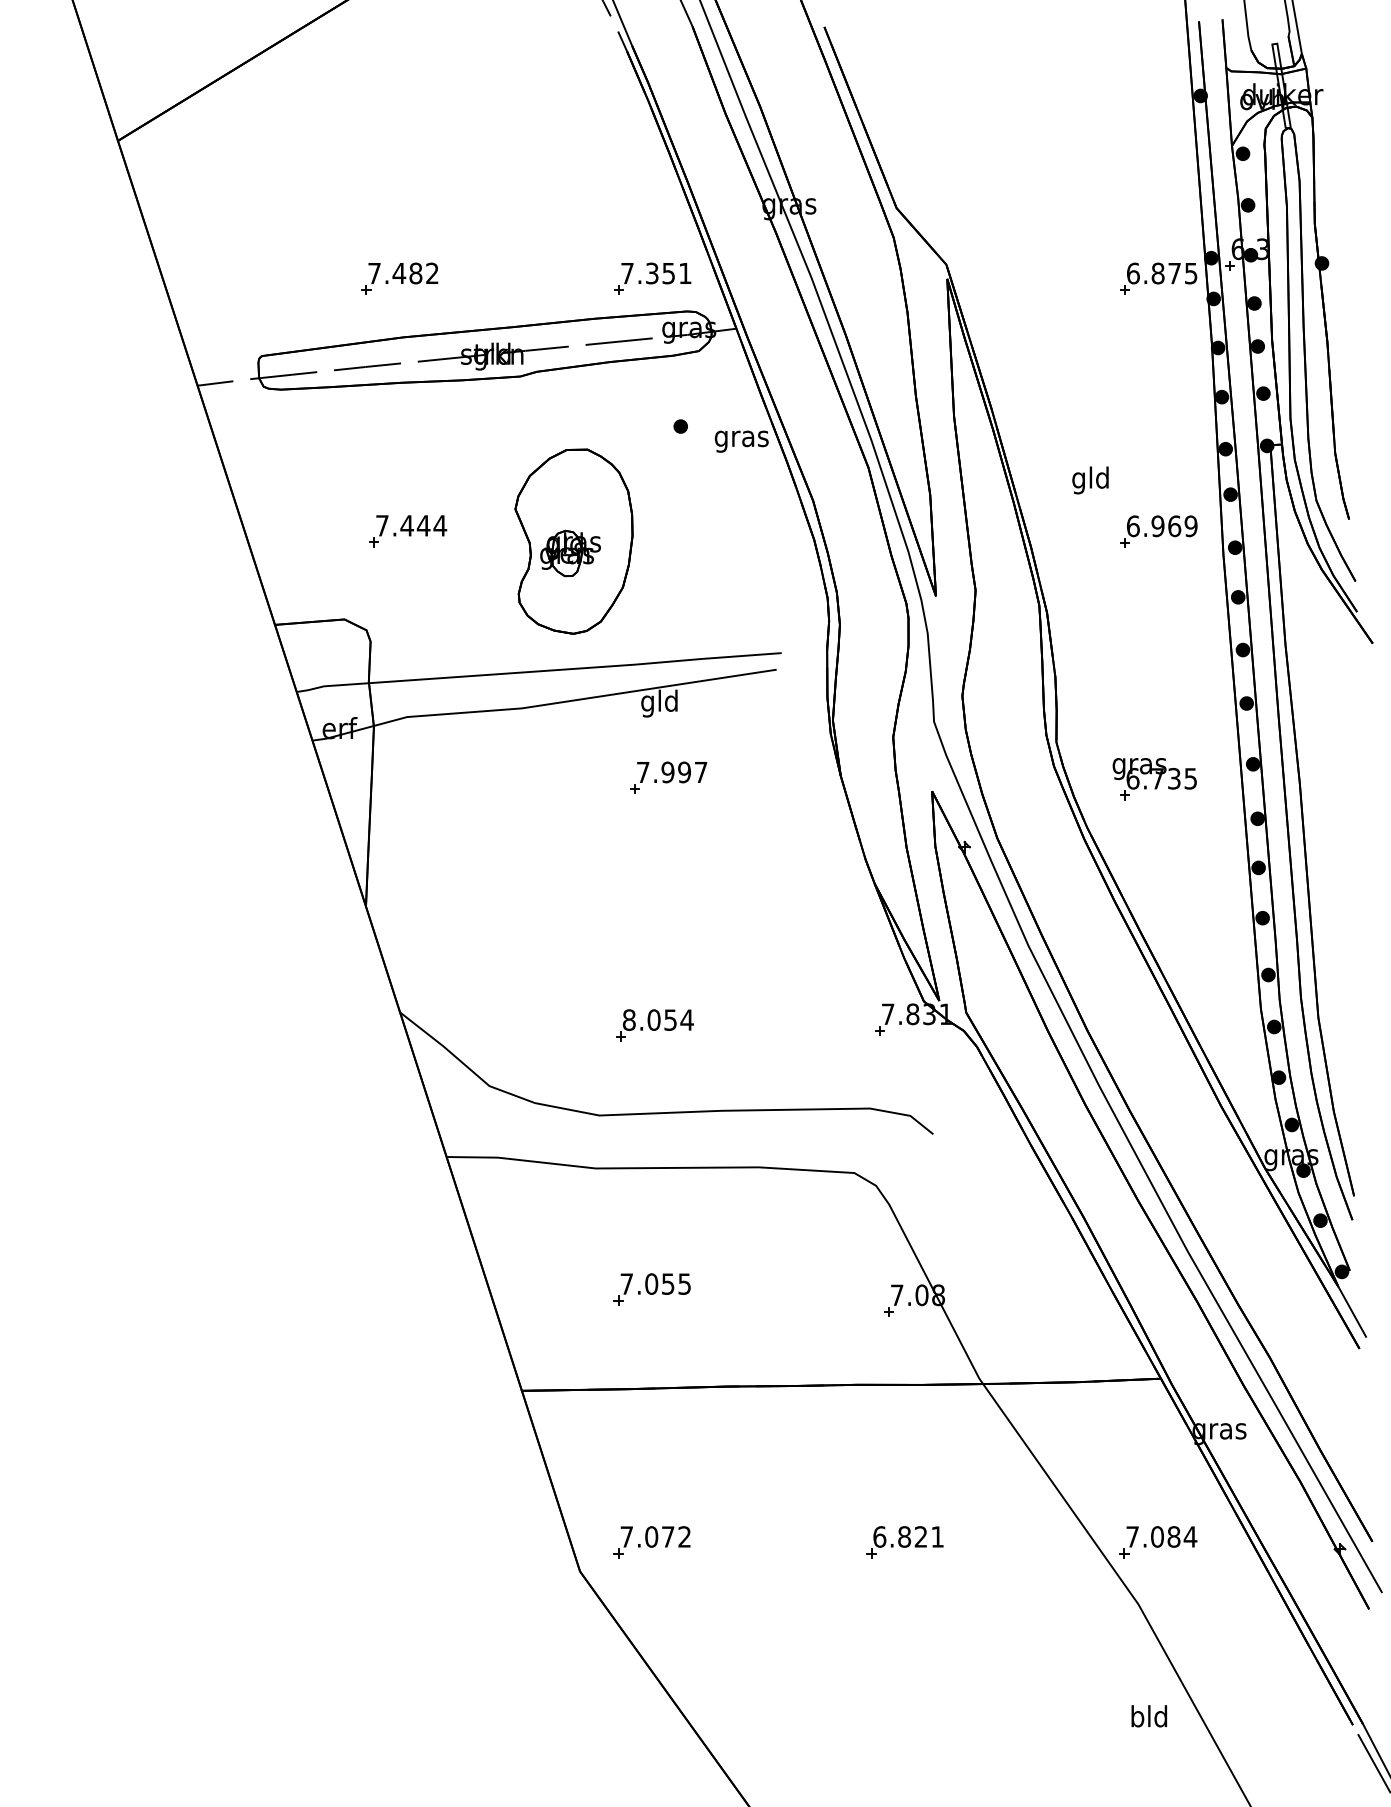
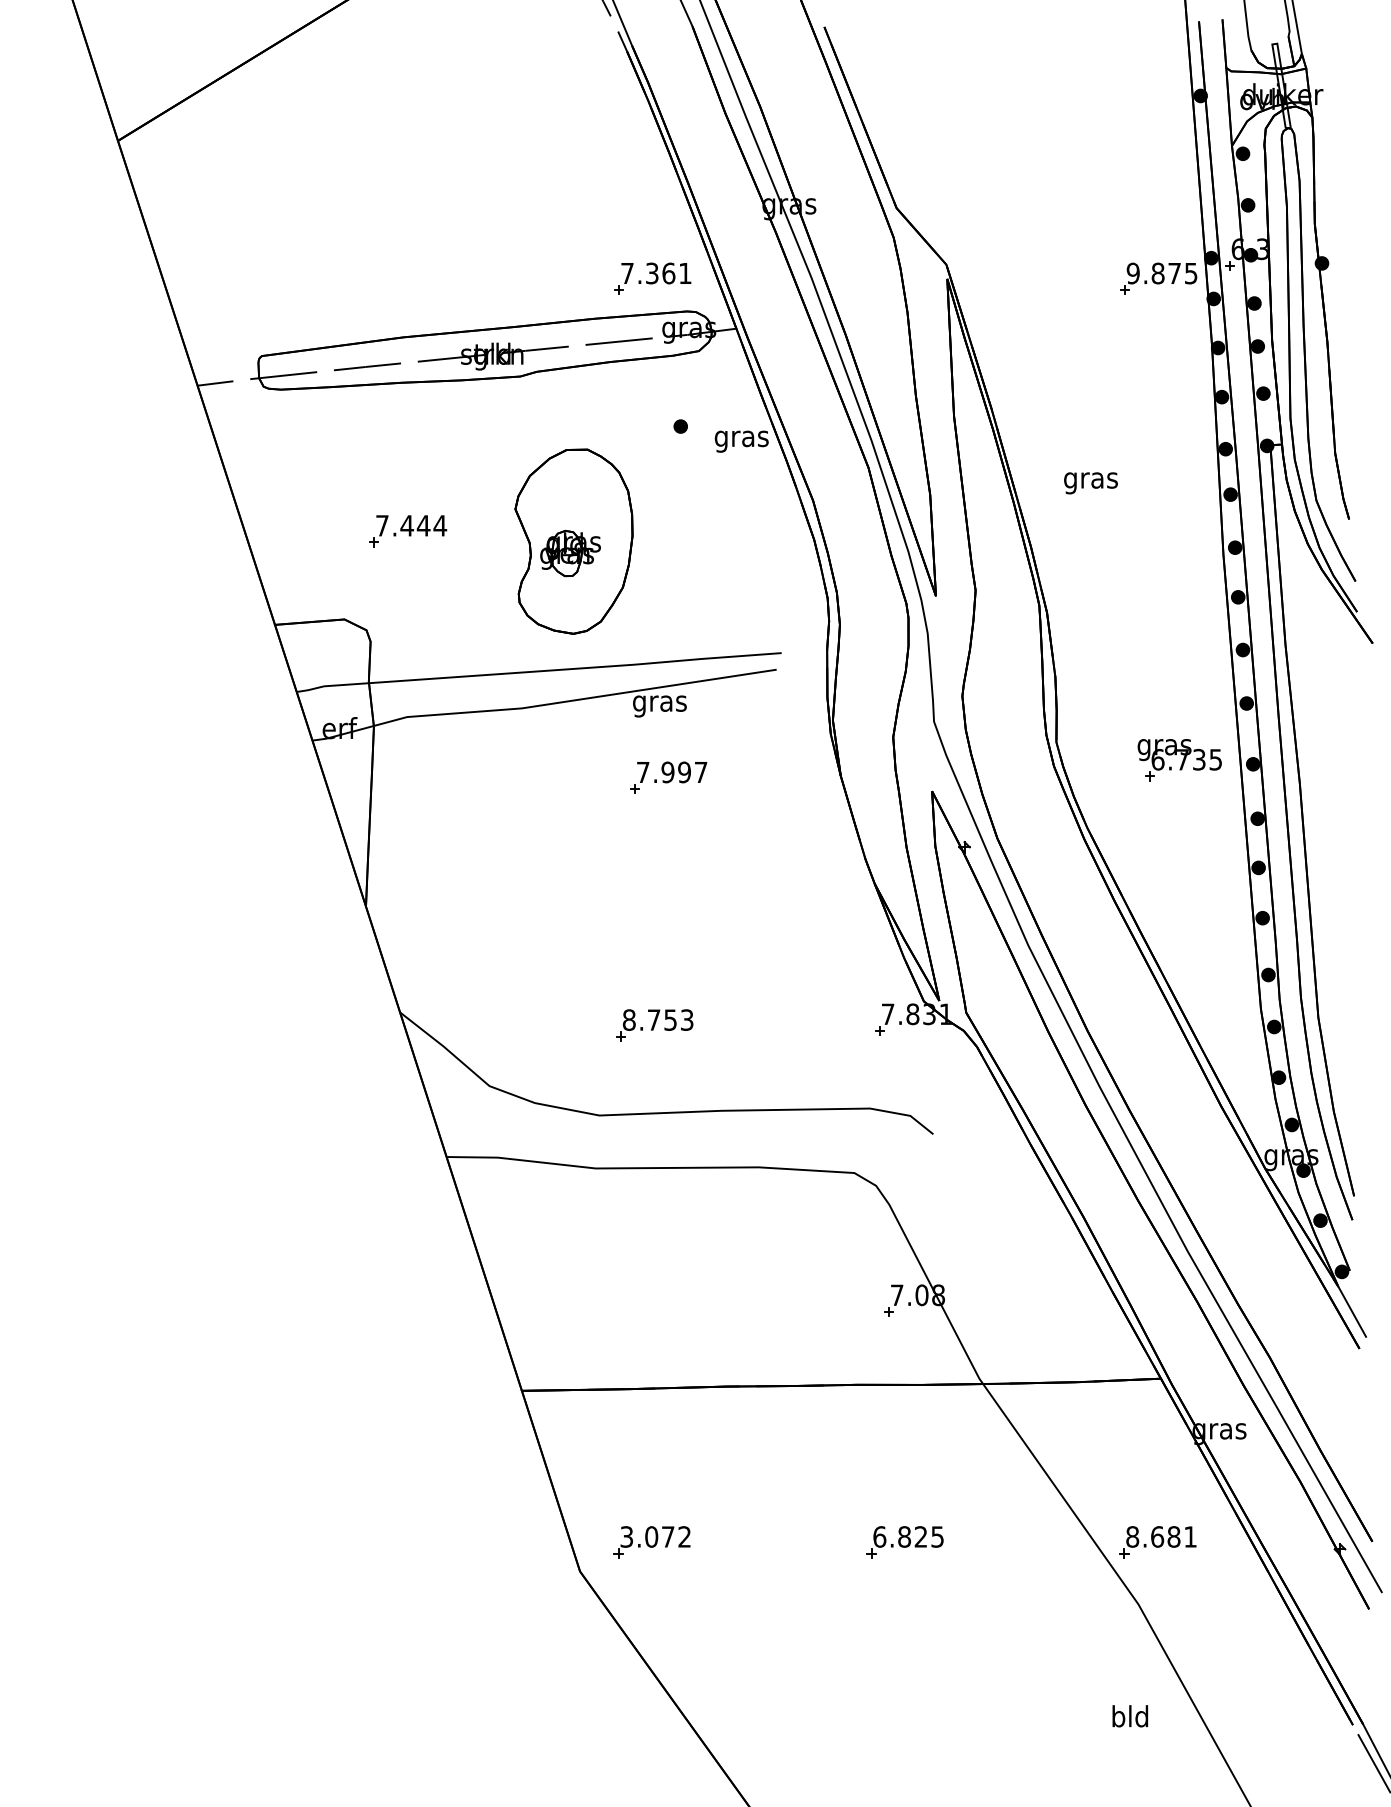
text: 7.351 -> 7.361 (668, 273)
text: 6.875 -> 9.875 (1132, 273)
part: present -> none (399, 278)
text: gld -> gras (1090, 480)
part: present -> none (1158, 531)
text: gld -> gras (659, 703)
part position: (1154, 779) -> (1179, 760) (1179, 760)
text: 8.054 -> 8.753 (670, 1019)
part: present -> none (651, 1289)
text: 7.072 -> 3.072 (626, 1536)
text: 6.821 -> 6.825 (937, 1536)
text: 7.084 -> 8.681 (1161, 1536)
text position: (1149, 1716) -> (1130, 1716) (1130, 1716)
